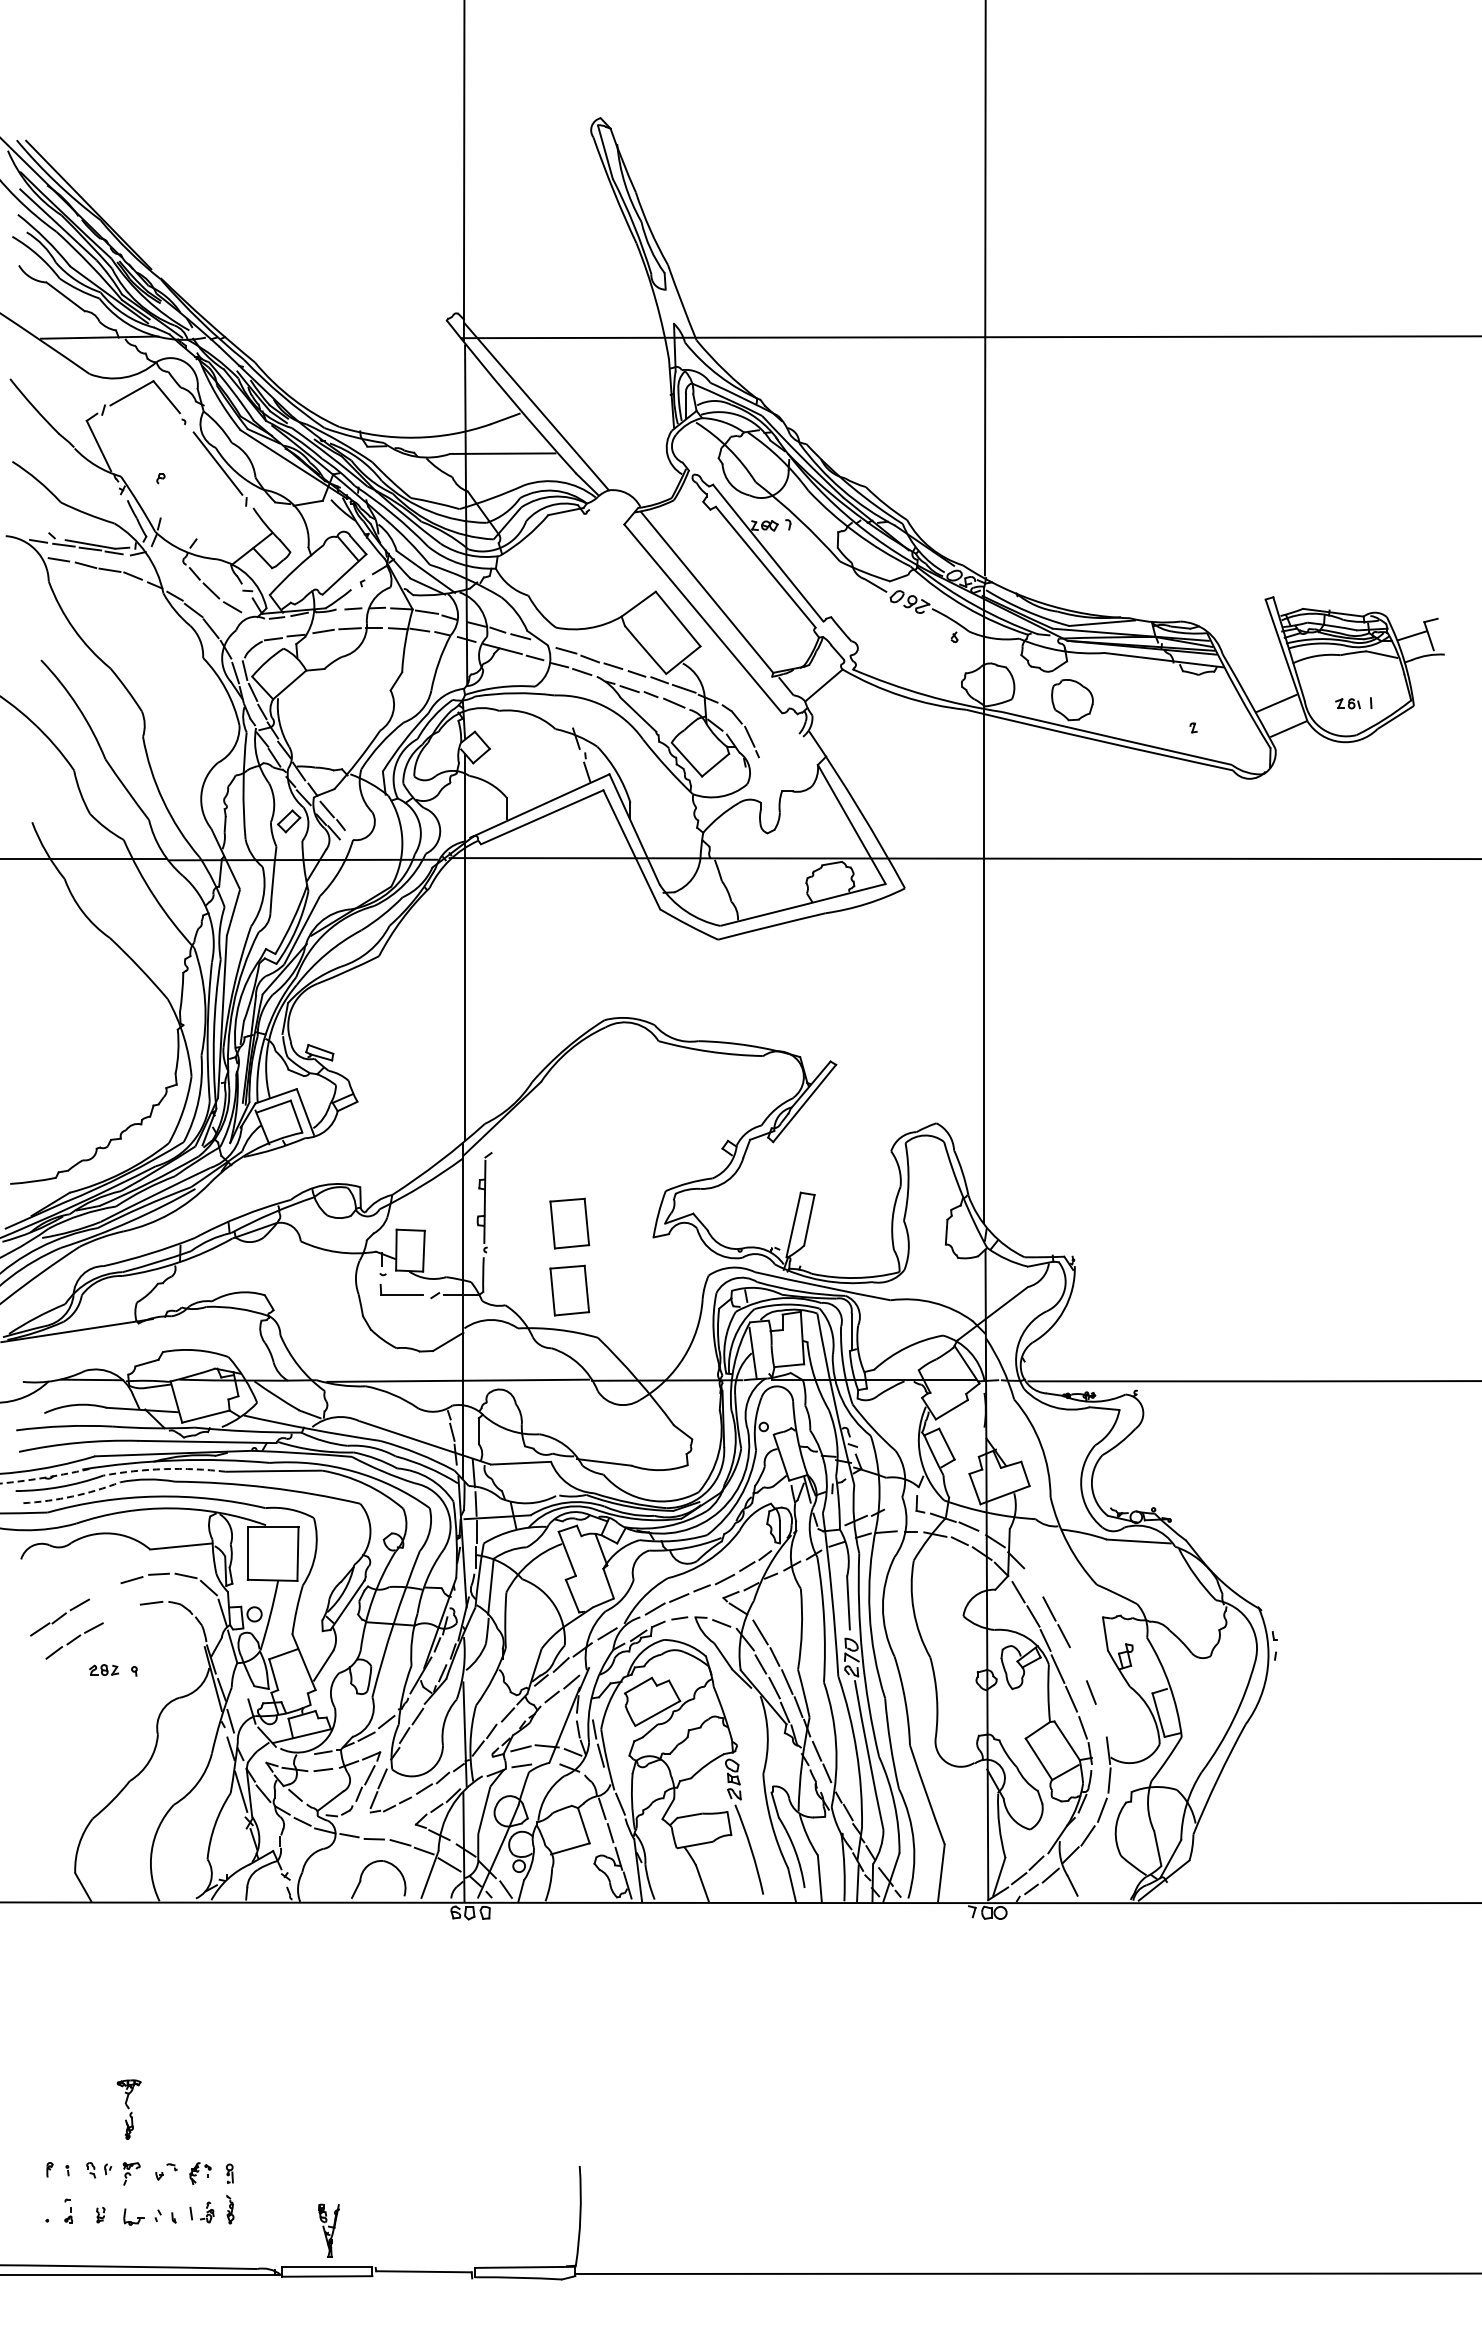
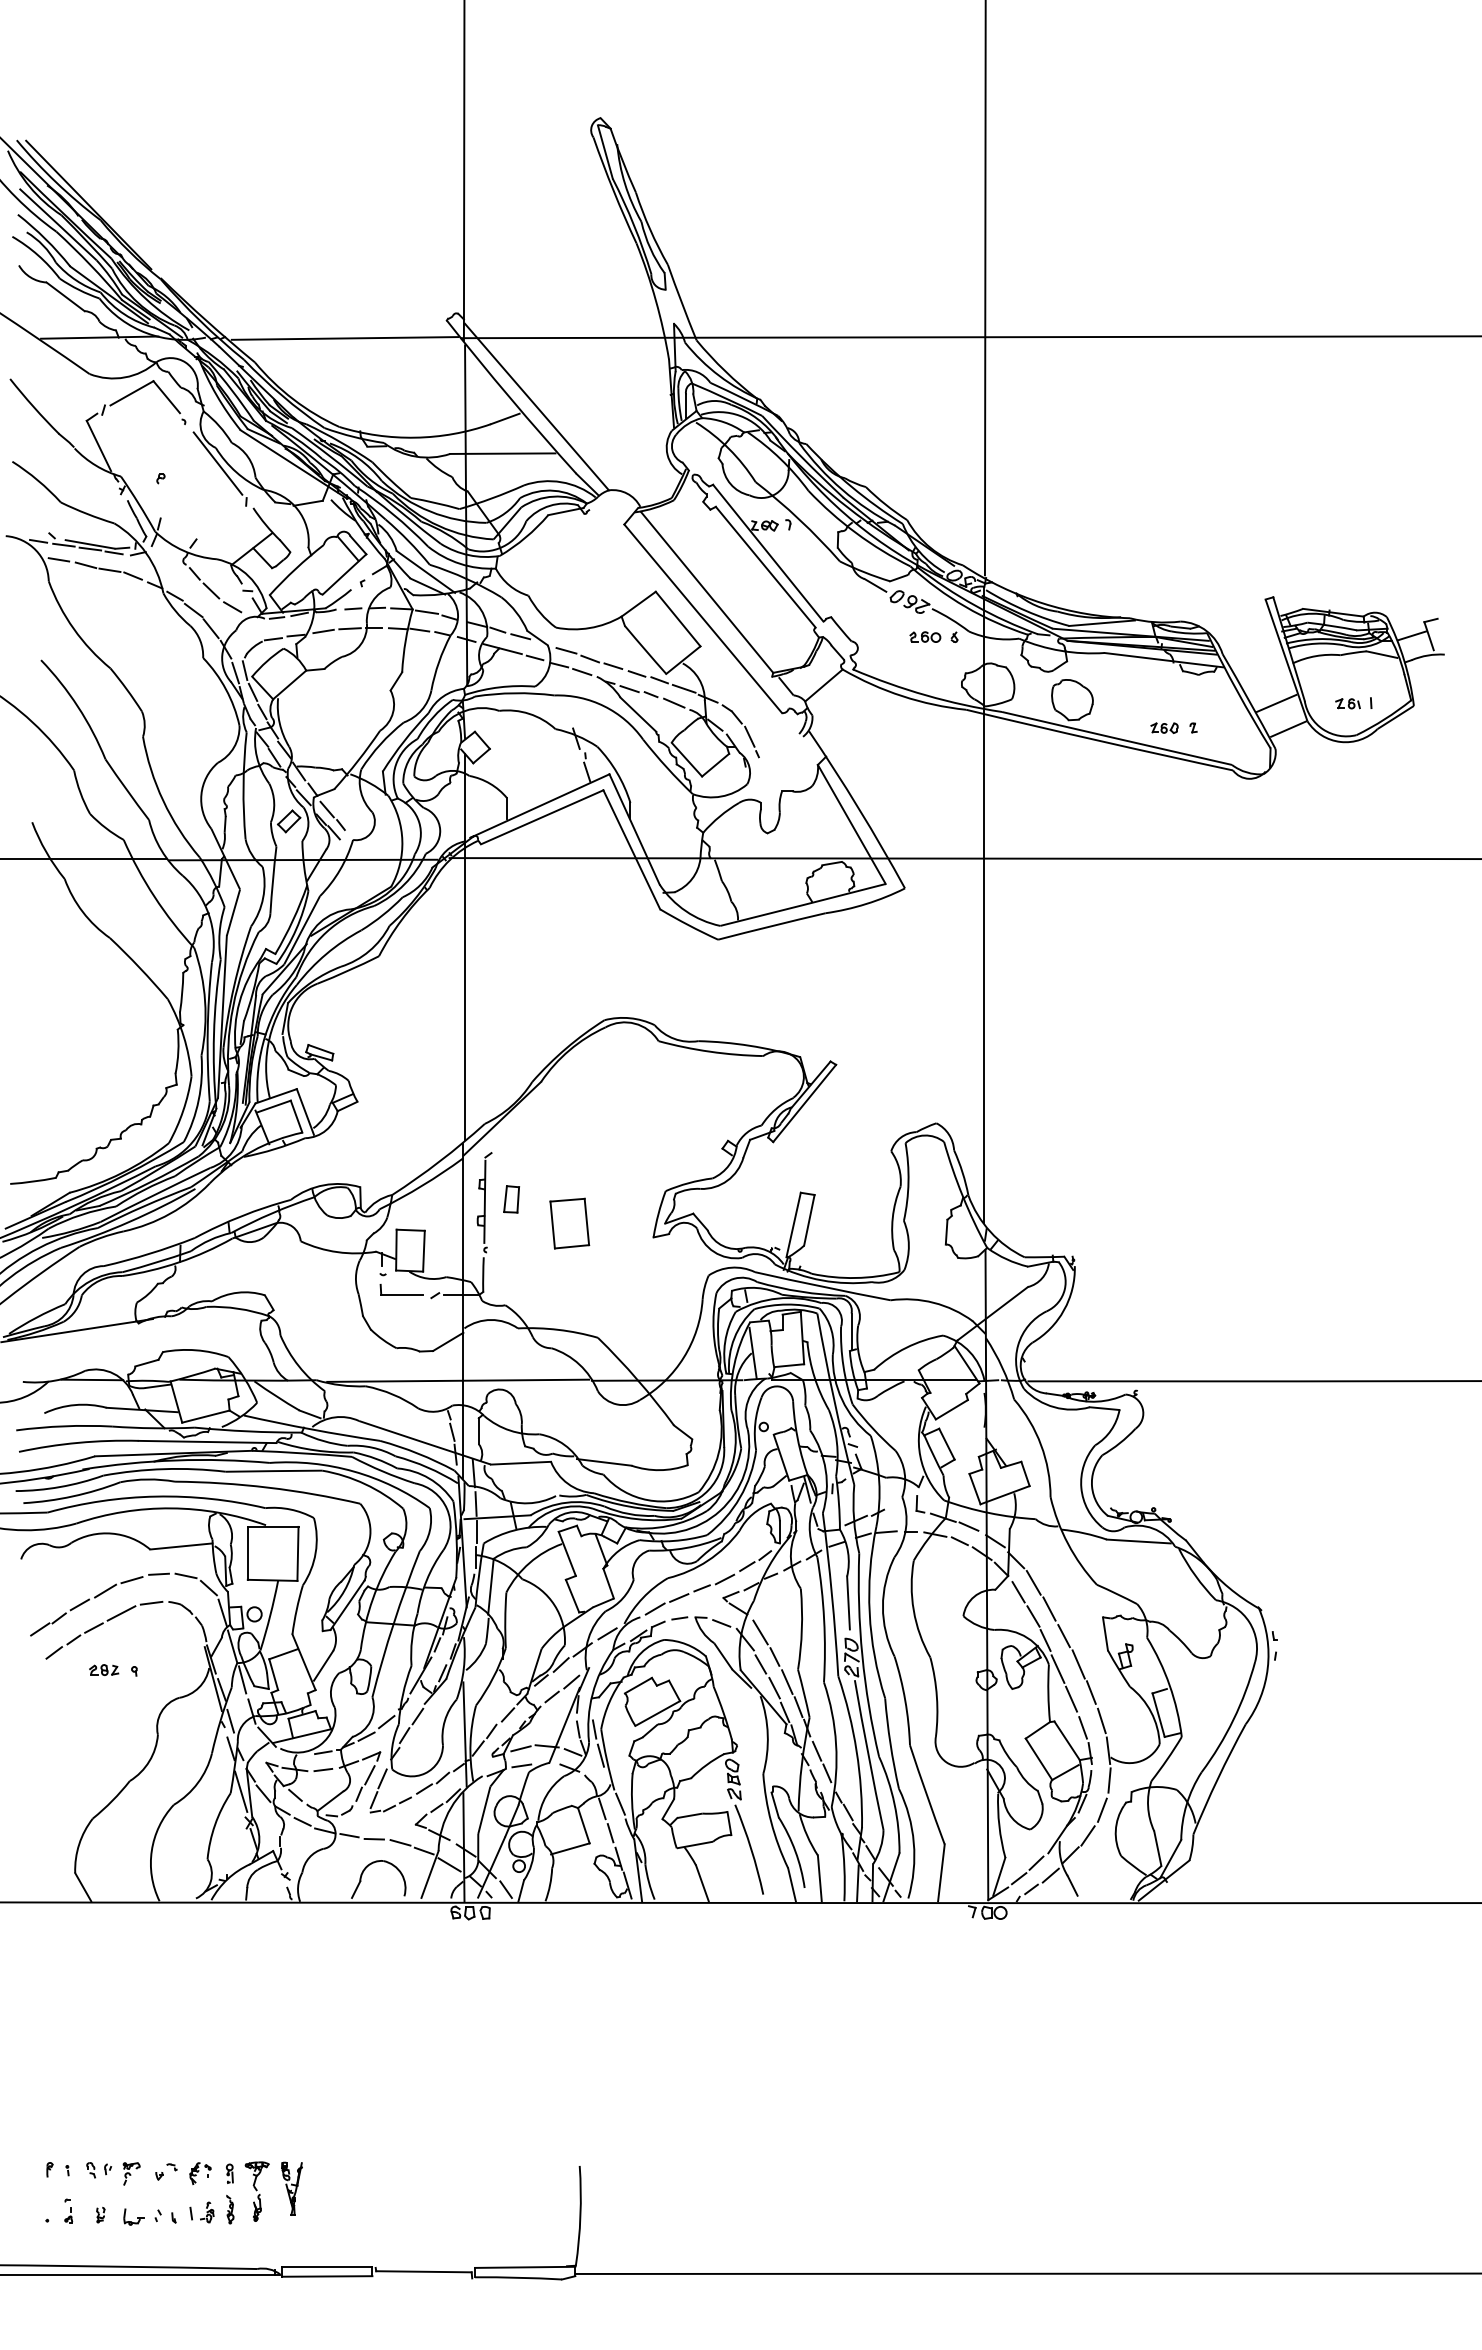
line: none -> present (344, 338)
part: none -> present (925, 636)
part: none -> present (1164, 727)
part: none -> present (511, 1199)
part: present -> none (569, 1290)
arc: dashed -> solid (164, 1469)
arc: dashed -> solid (45, 1477)
arc: dashed -> solid (72, 1496)
line: none -> present (1033, 1582)
line: none -> present (105, 1590)
line: none -> present (121, 1613)
line: none -> present (1078, 1664)
line: none -> present (242, 1679)
line: none -> present (1101, 1720)
part position: (128, 2109) -> (256, 2191) (256, 2191)
part position: (328, 2230) -> (291, 2188) (291, 2188)
